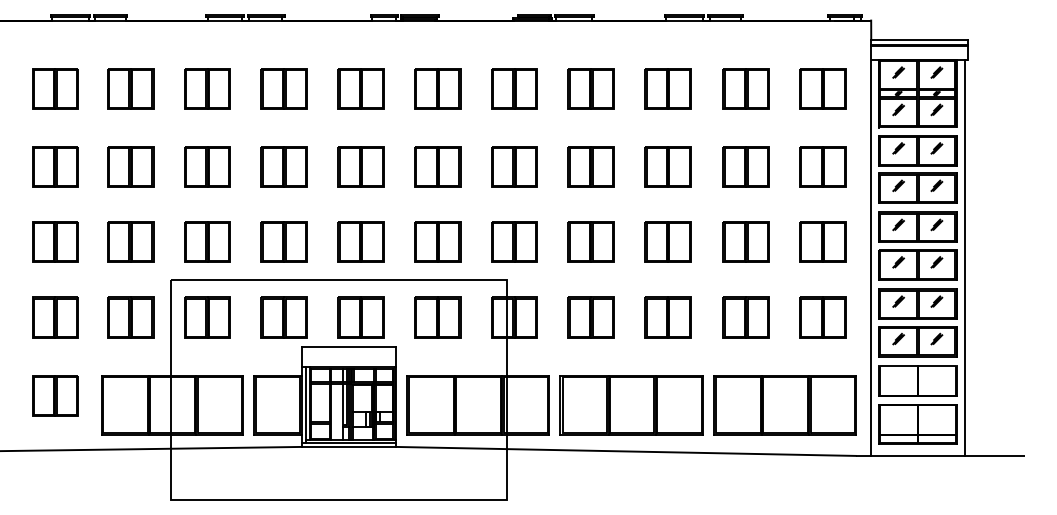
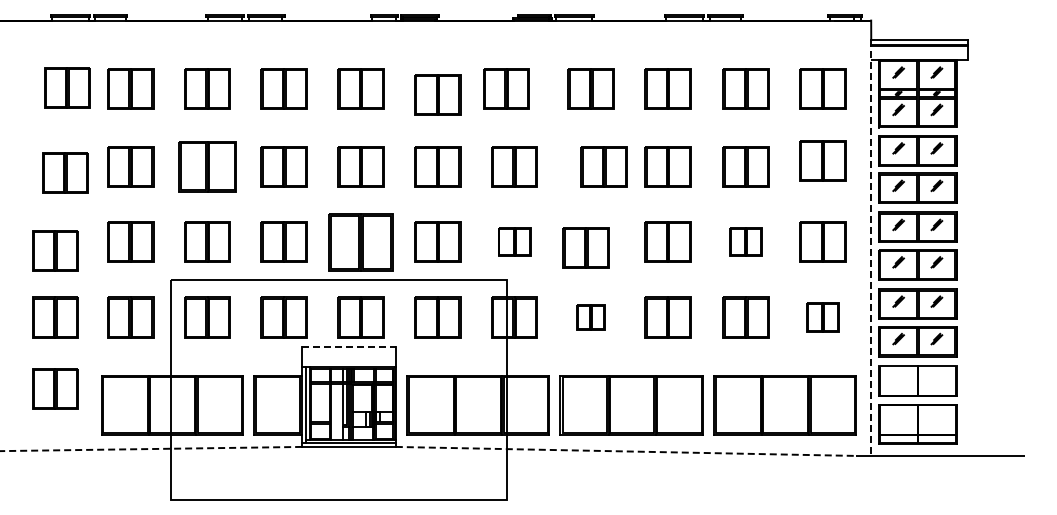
part position: (55, 88) -> (67, 87) (67, 87)
part position: (437, 88) -> (437, 94) (437, 94)
part position: (514, 88) -> (506, 88) (506, 88)
part position: (55, 166) -> (65, 172) (65, 172)
part size: 47x42 px -> 59x52 px (207, 166)
part position: (590, 166) -> (603, 166) (603, 166)
part position: (822, 166) -> (822, 160) (822, 160)
part position: (55, 241) -> (55, 250) (55, 250)
part size: 48x42 px -> 66x59 px (360, 242)
part size: 47x42 px -> 34x30 px (514, 241)
part position: (590, 241) -> (585, 247) (585, 247)
part size: 48x42 px -> 34x30 px (745, 241)
line: solid -> dashed (871, 248)
line: present -> none (964, 257)
part size: 48x43 px -> 30x27 px (590, 317)
part size: 48x43 px -> 34x31 px (822, 317)
line: solid -> dashed (349, 347)
part position: (55, 395) -> (55, 388) (55, 388)
line: solid -> dashed (151, 449)
line: solid -> dashed (626, 451)
